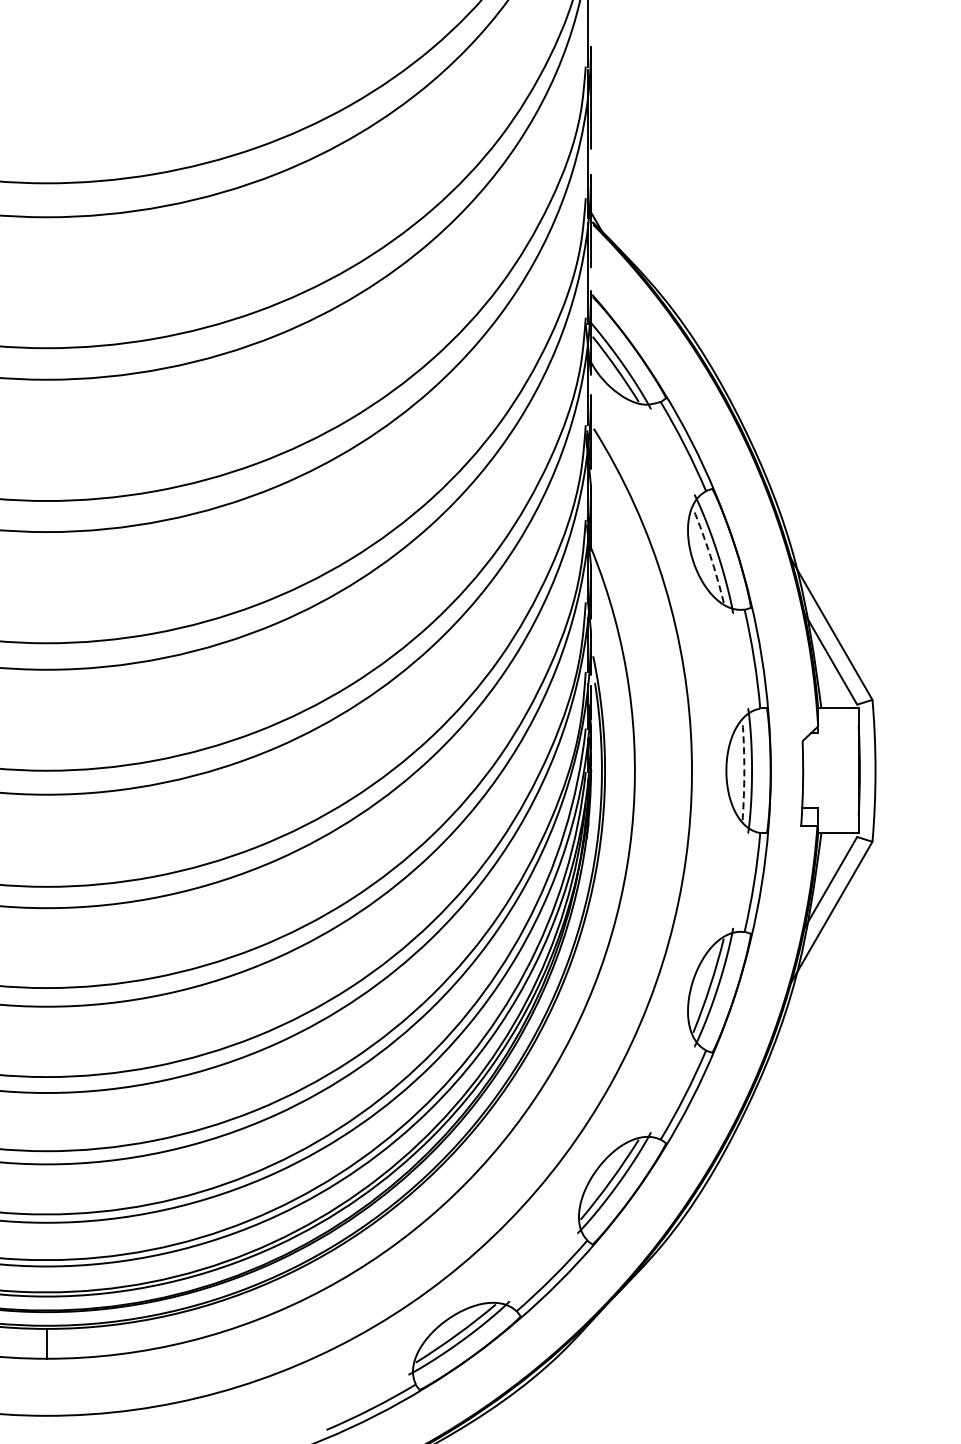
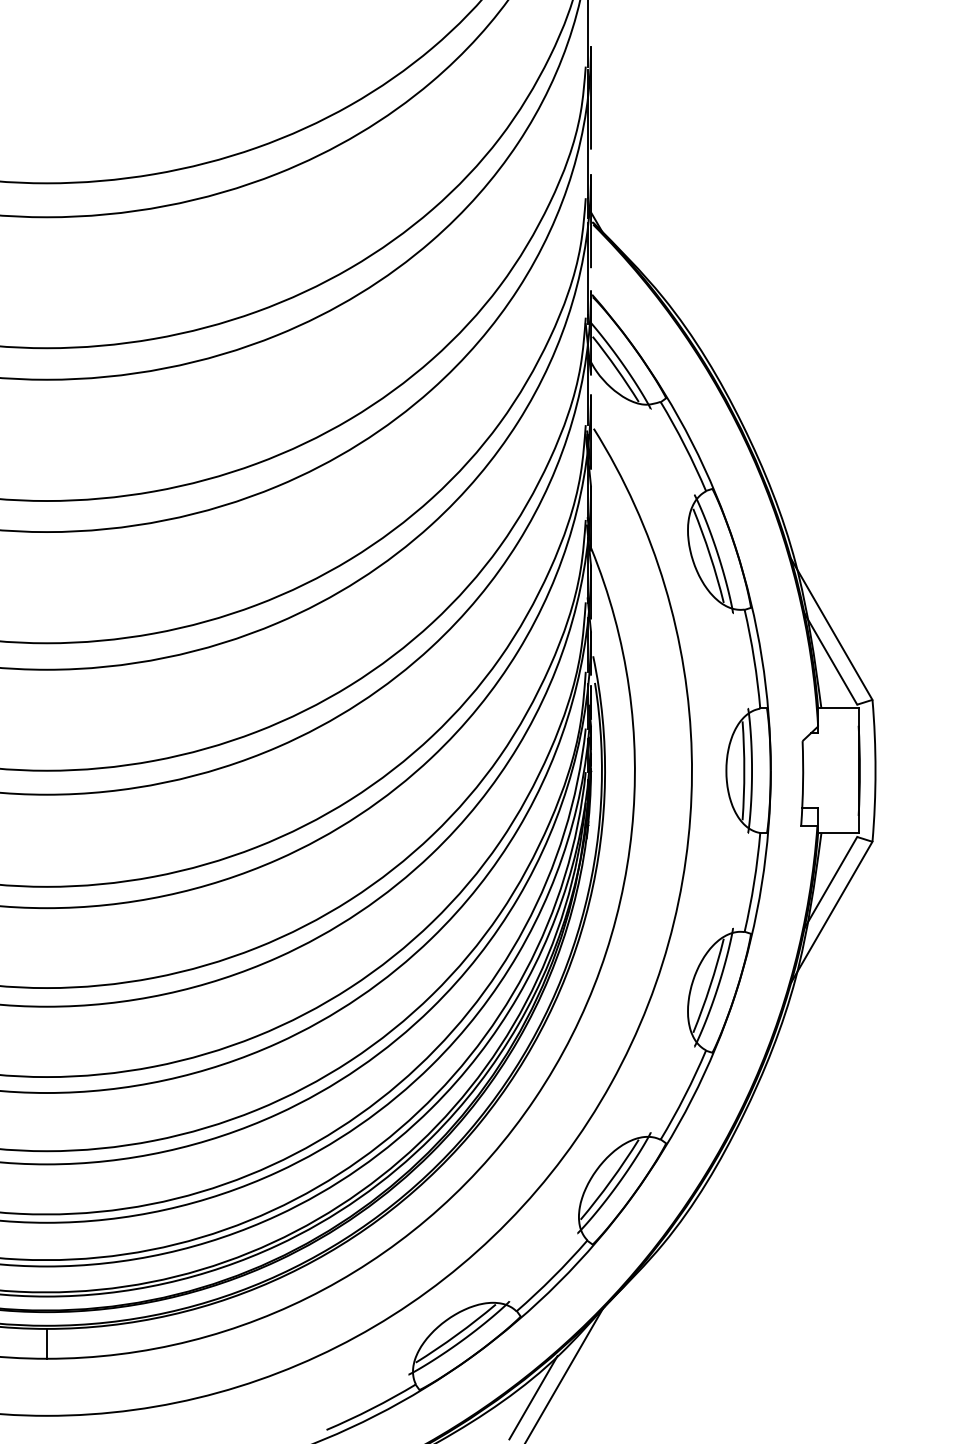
arc: dashed -> solid (710, 555)
arc: dashed -> solid (744, 770)
line: none -> present (564, 1374)
line: none -> present (533, 1397)
